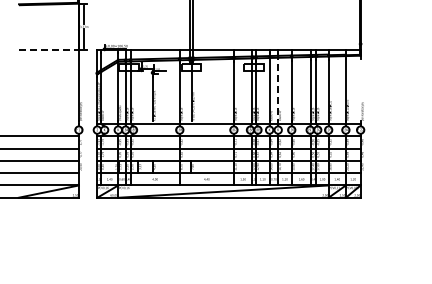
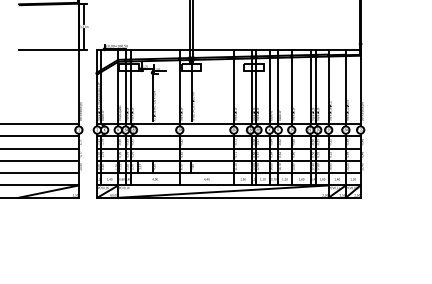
line: dashed -> solid (49, 50)
line: dashed -> solid (278, 87)
line: none -> present (360, 89)
line: none -> present (40, 123)
